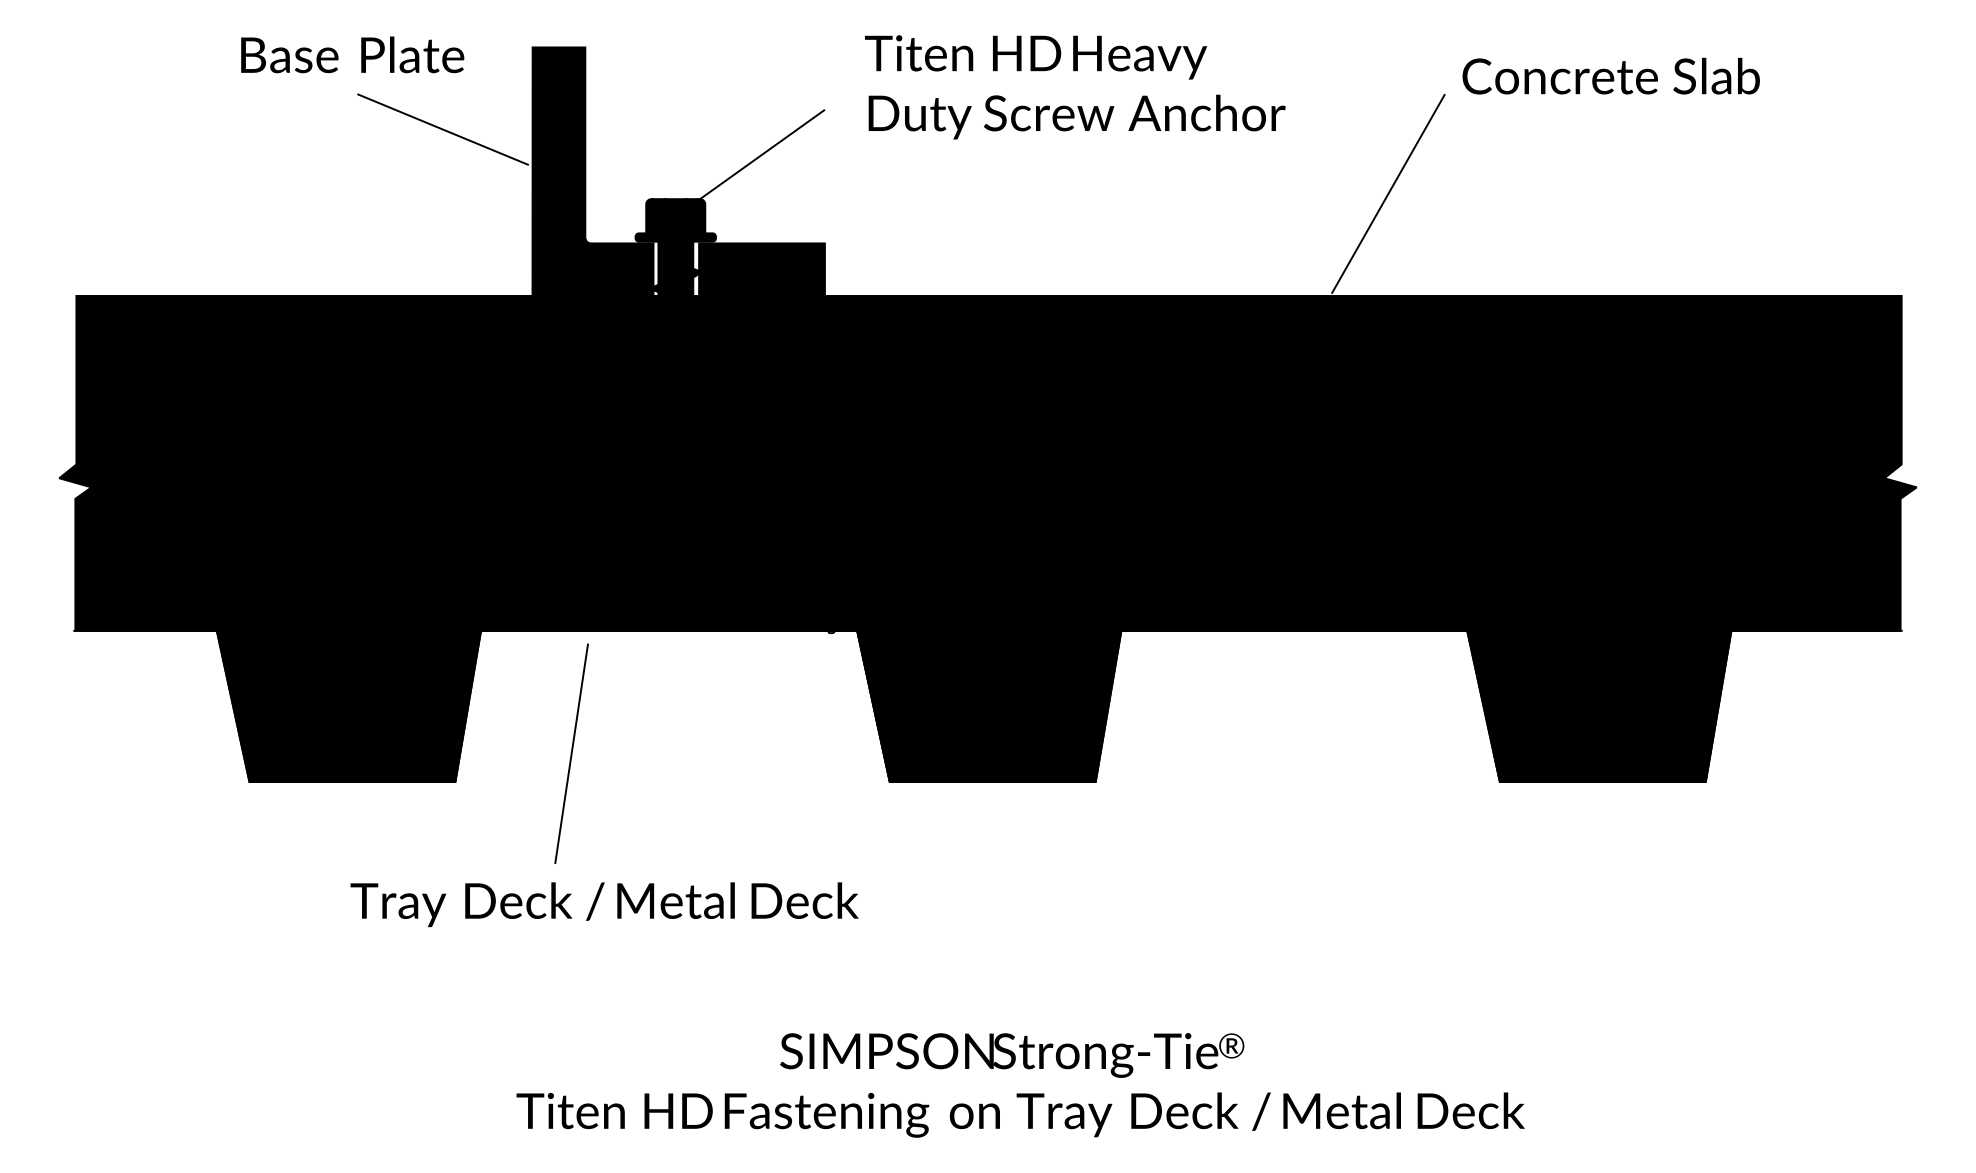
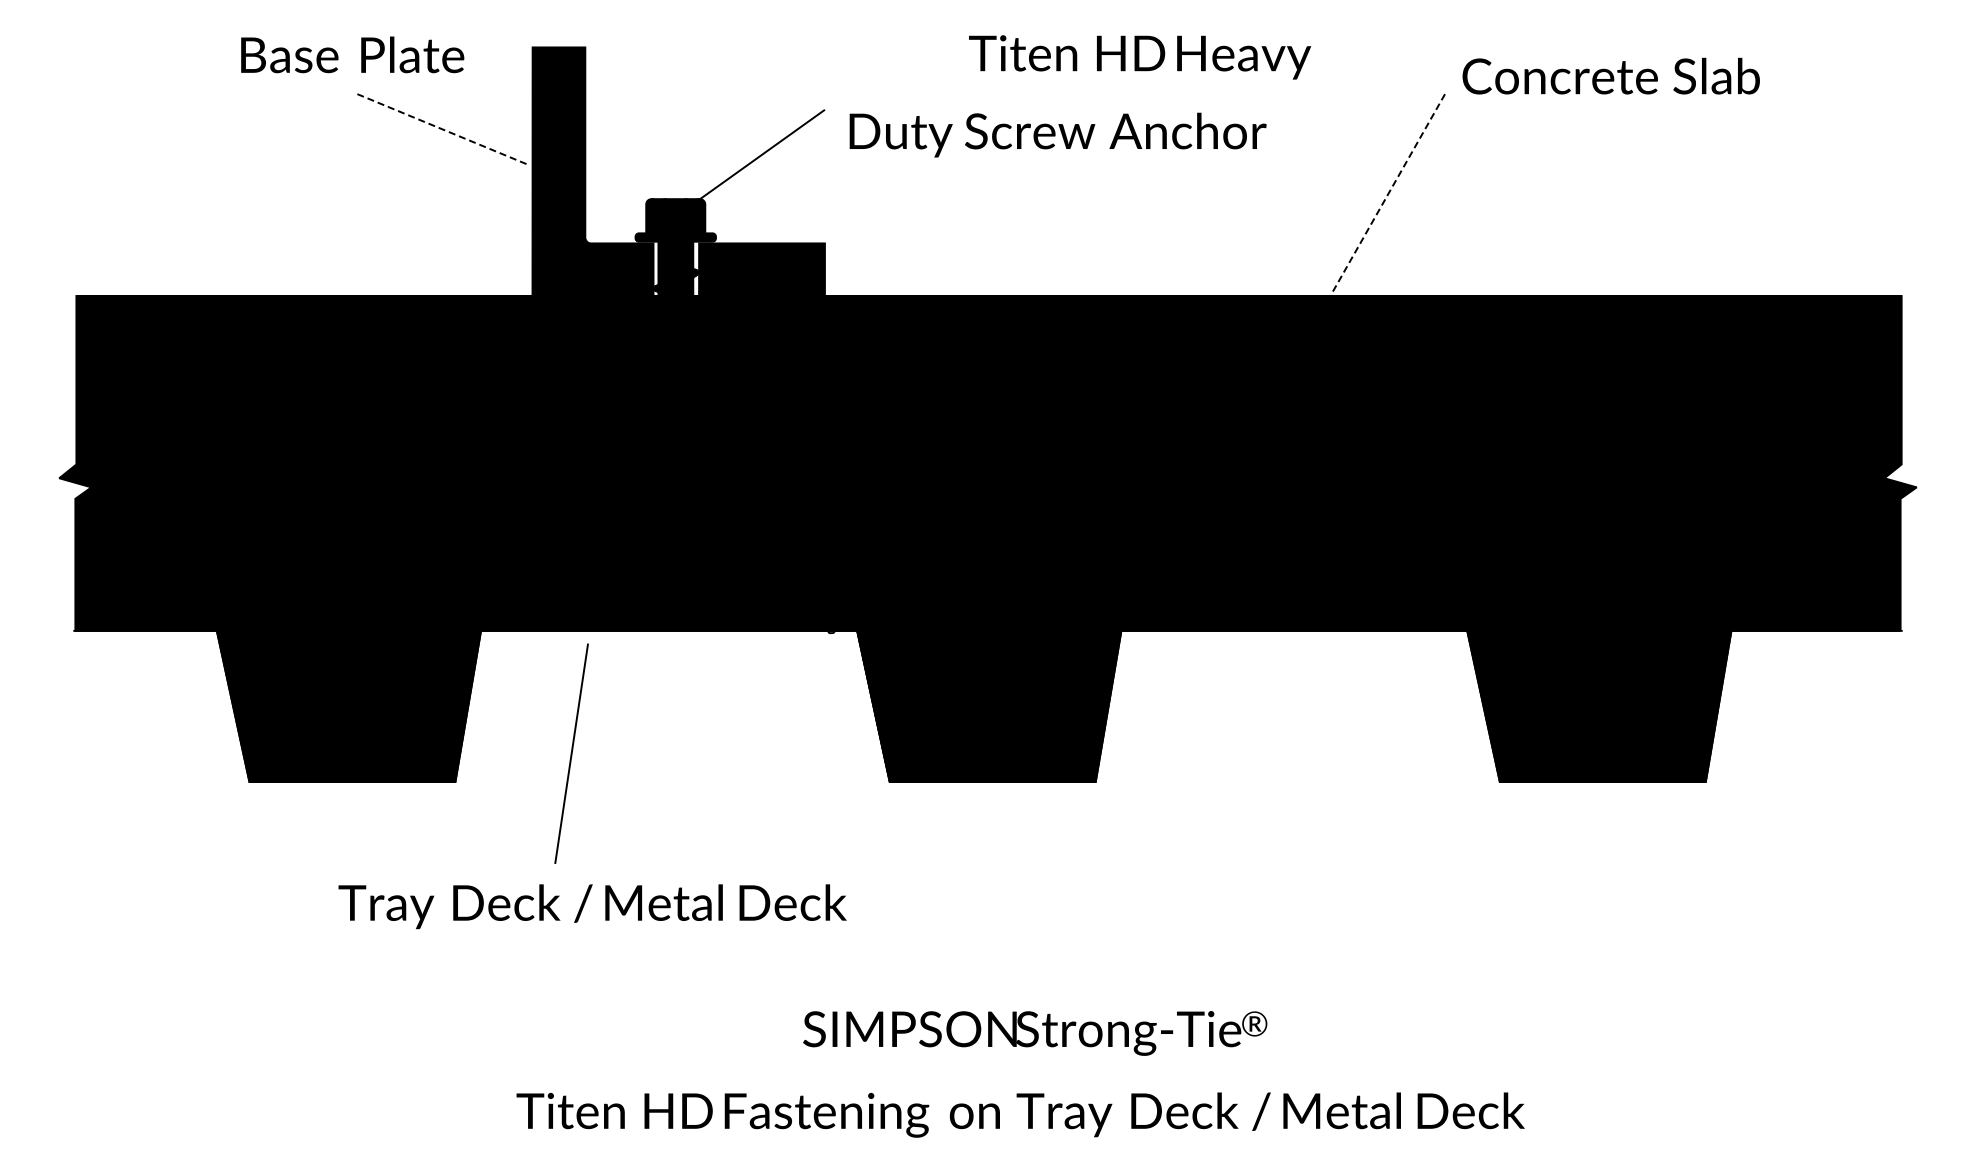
text position: (1036, 57) -> (1140, 57) (1140, 57)
text position: (1076, 116) -> (1057, 134) (1057, 134)
line: solid -> dashed (443, 129)
line: solid -> dashed (1388, 193)
text position: (604, 904) -> (592, 906) (592, 906)
text position: (1012, 1055) -> (1035, 1033) (1035, 1033)
